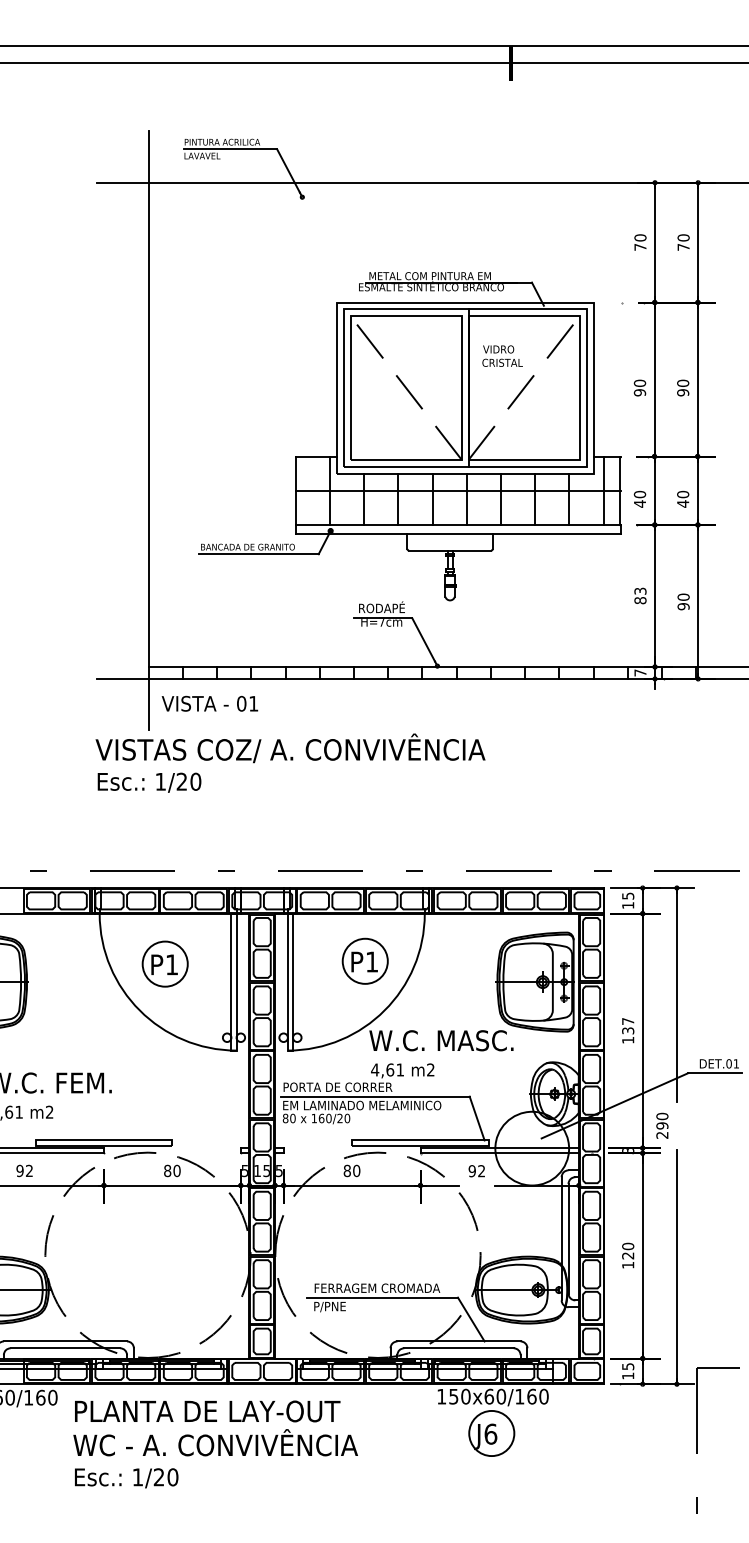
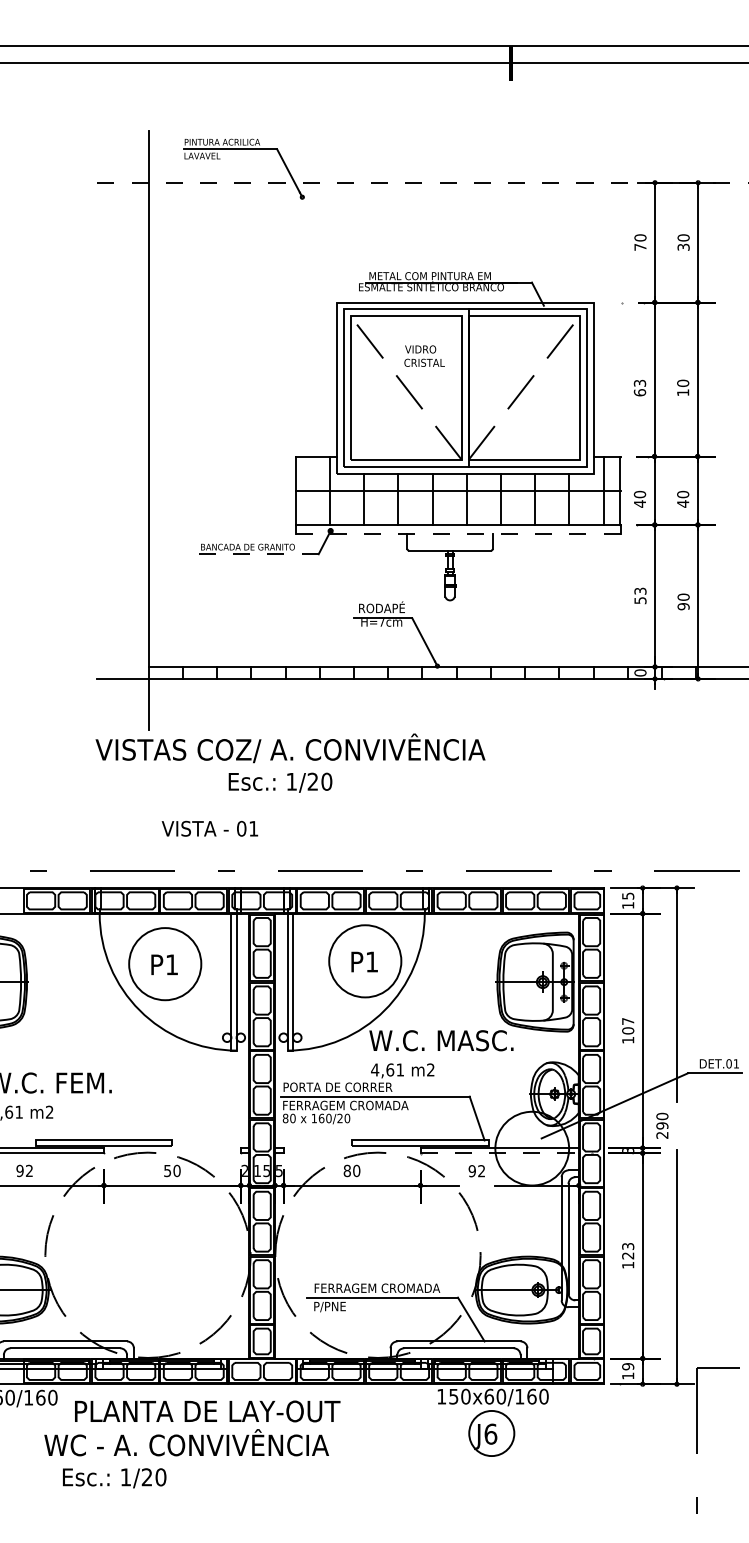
line: solid -> dashed (423, 182)
text: 70 -> 30 (683, 246)
text position: (502, 355) -> (424, 355) (424, 355)
text: 90 -> 63 (639, 387)
text: 90 -> 10 (683, 392)
line: solid -> dashed (458, 533)
line: solid -> dashed (259, 554)
text: 83 -> 53 (640, 600)
text: 7 -> 0 (640, 672)
text position: (209, 703) -> (209, 828) (209, 828)
text position: (149, 782) -> (280, 782) (280, 782)
circle diameter: 45 px -> 72 px (365, 961)
circle diameter: 45 px -> 72 px (165, 964)
text: 137 -> 107 (628, 1030)
text: EM LAMINADO MELAMINICO -> FERRAGEM CROMADA (362, 1105)
line: solid -> dashed (500, 1153)
text: 80 -> 50 (167, 1170)
text: 5 -> 2 (244, 1170)
text: 120 -> 123 (628, 1246)
text: 15 -> 19 (627, 1366)
text position: (215, 1442) -> (186, 1442) (186, 1442)
text position: (126, 1478) -> (114, 1478) (114, 1478)
